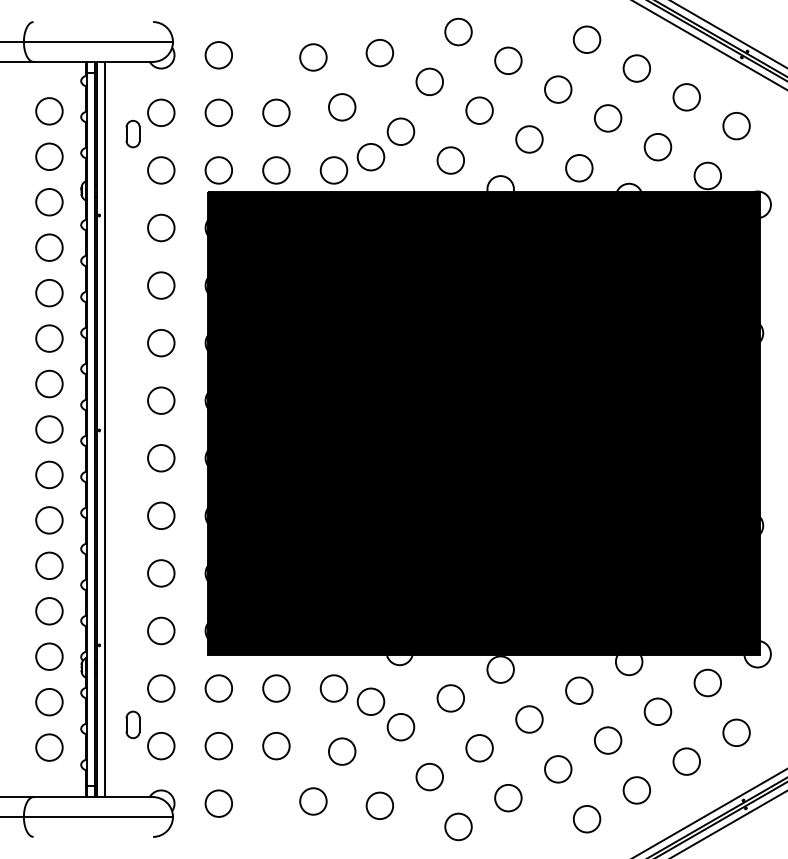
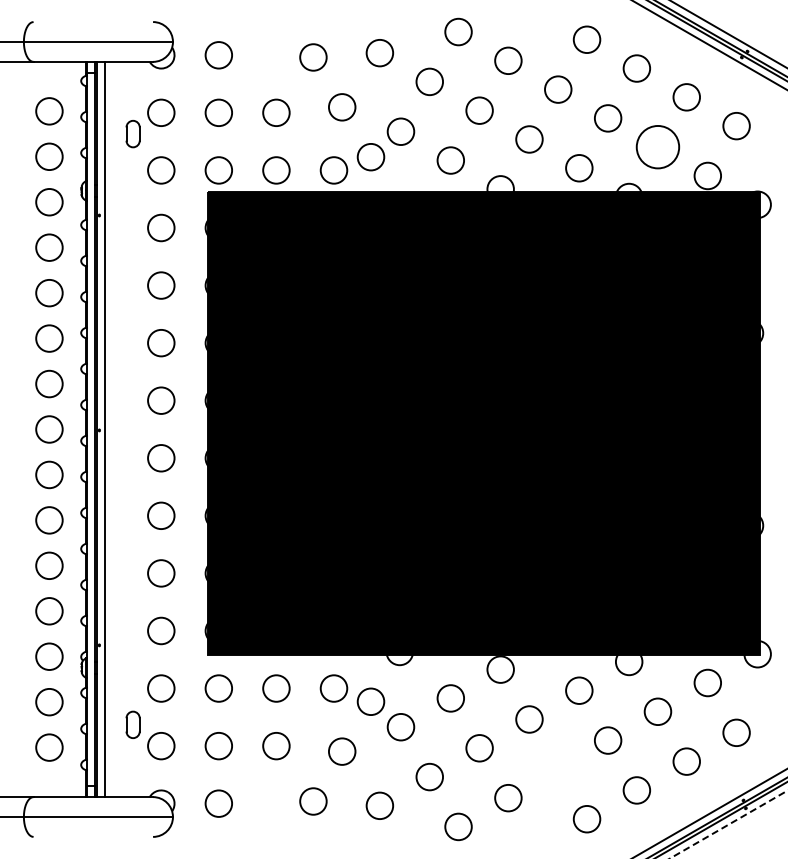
circle diameter: 27 px -> 42 px (657, 146)
circle: present -> none (558, 769)
line: solid -> dashed (728, 824)
